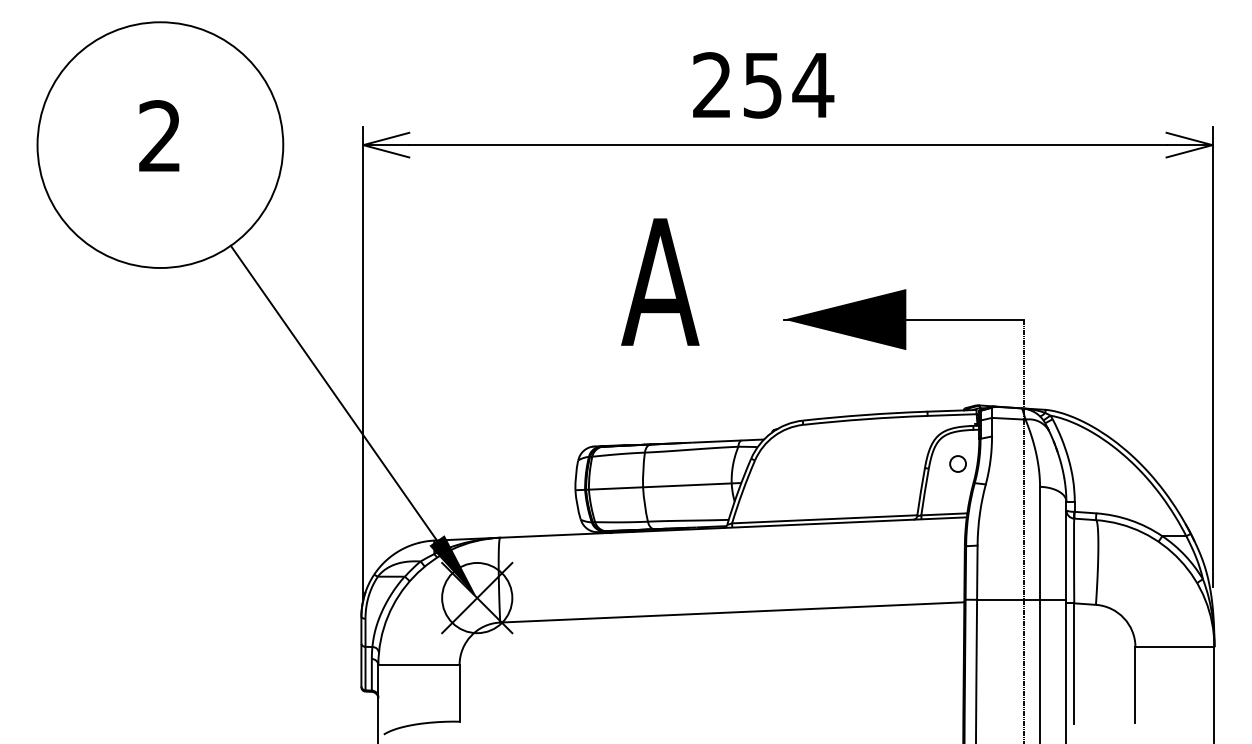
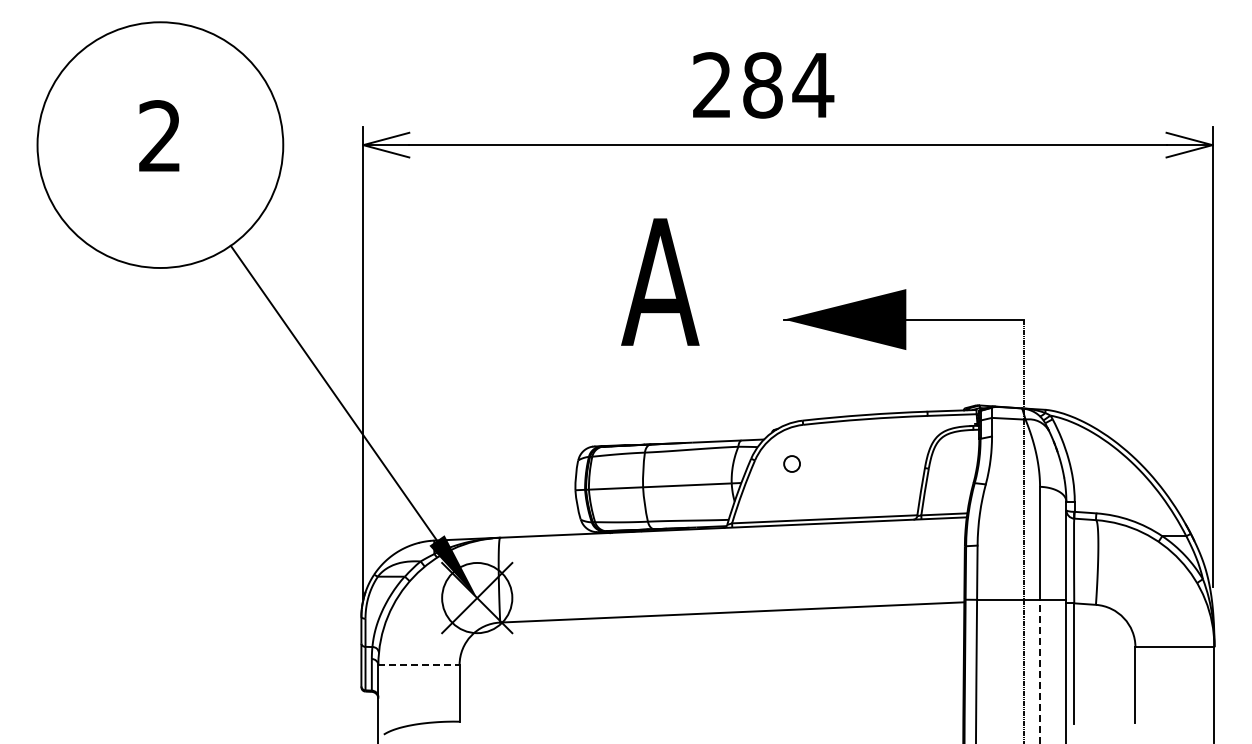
text: 254 -> 284 (762, 85)
circle position: (957, 463) -> (791, 463) (791, 463)
line: solid -> dashed (419, 664)
line: solid -> dashed (1040, 671)
